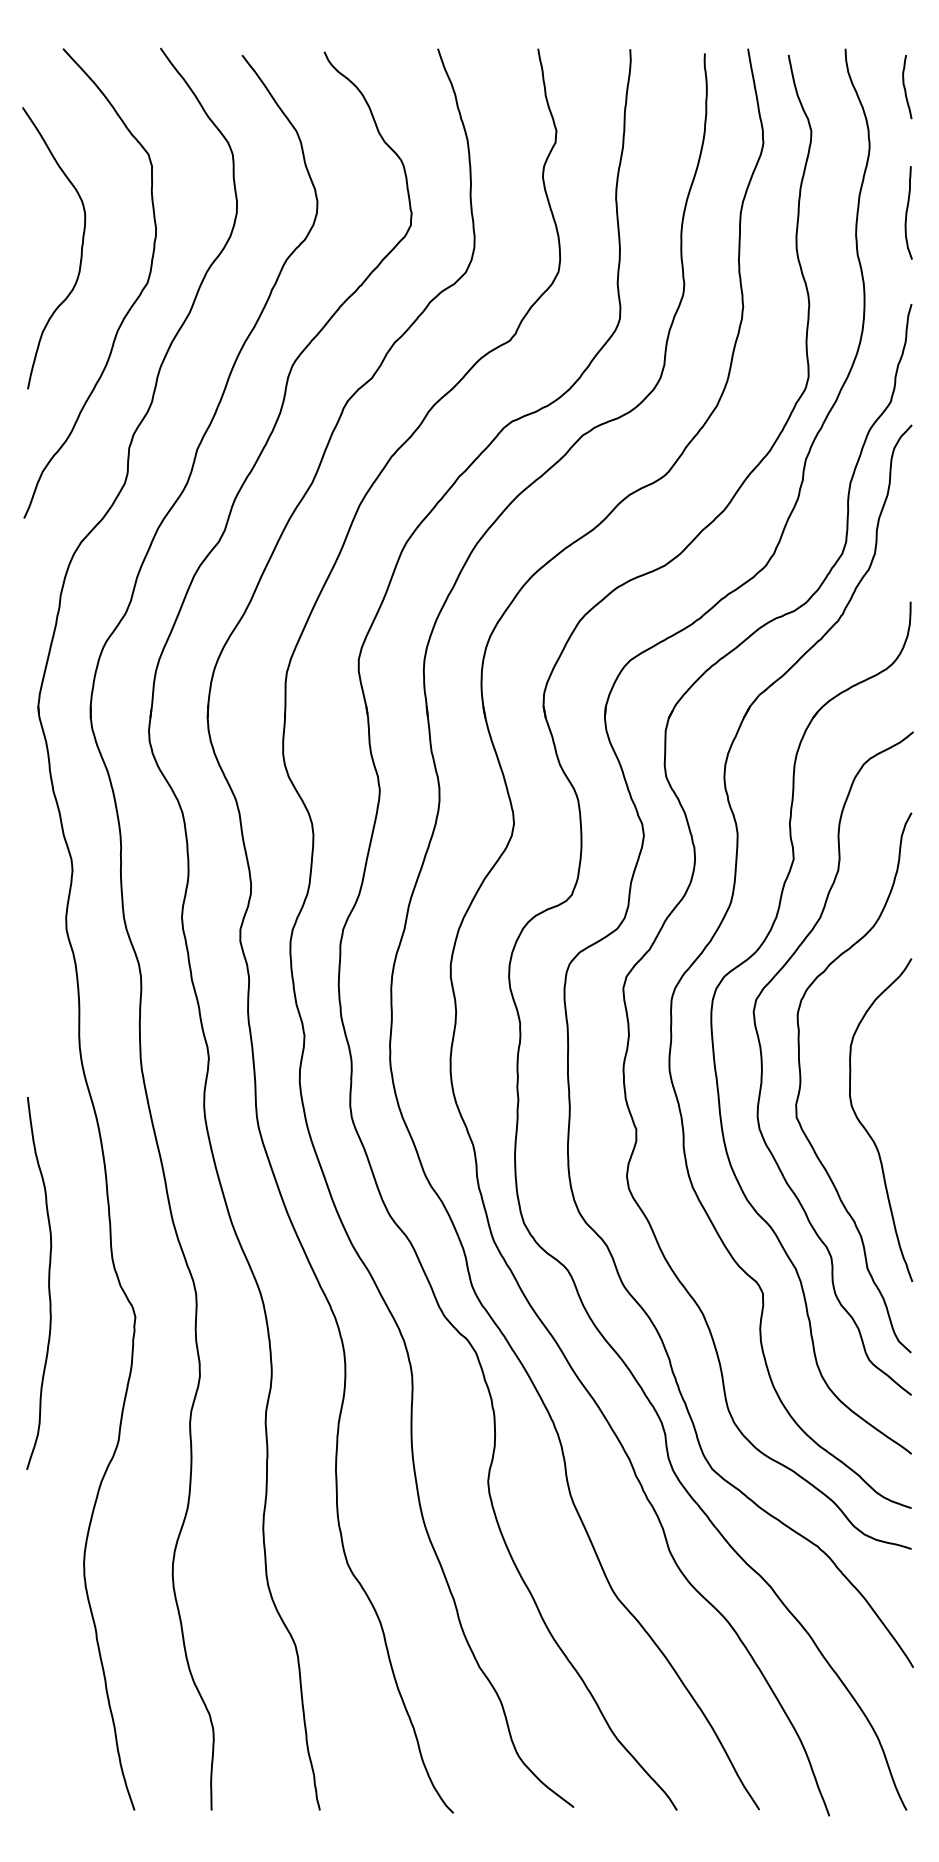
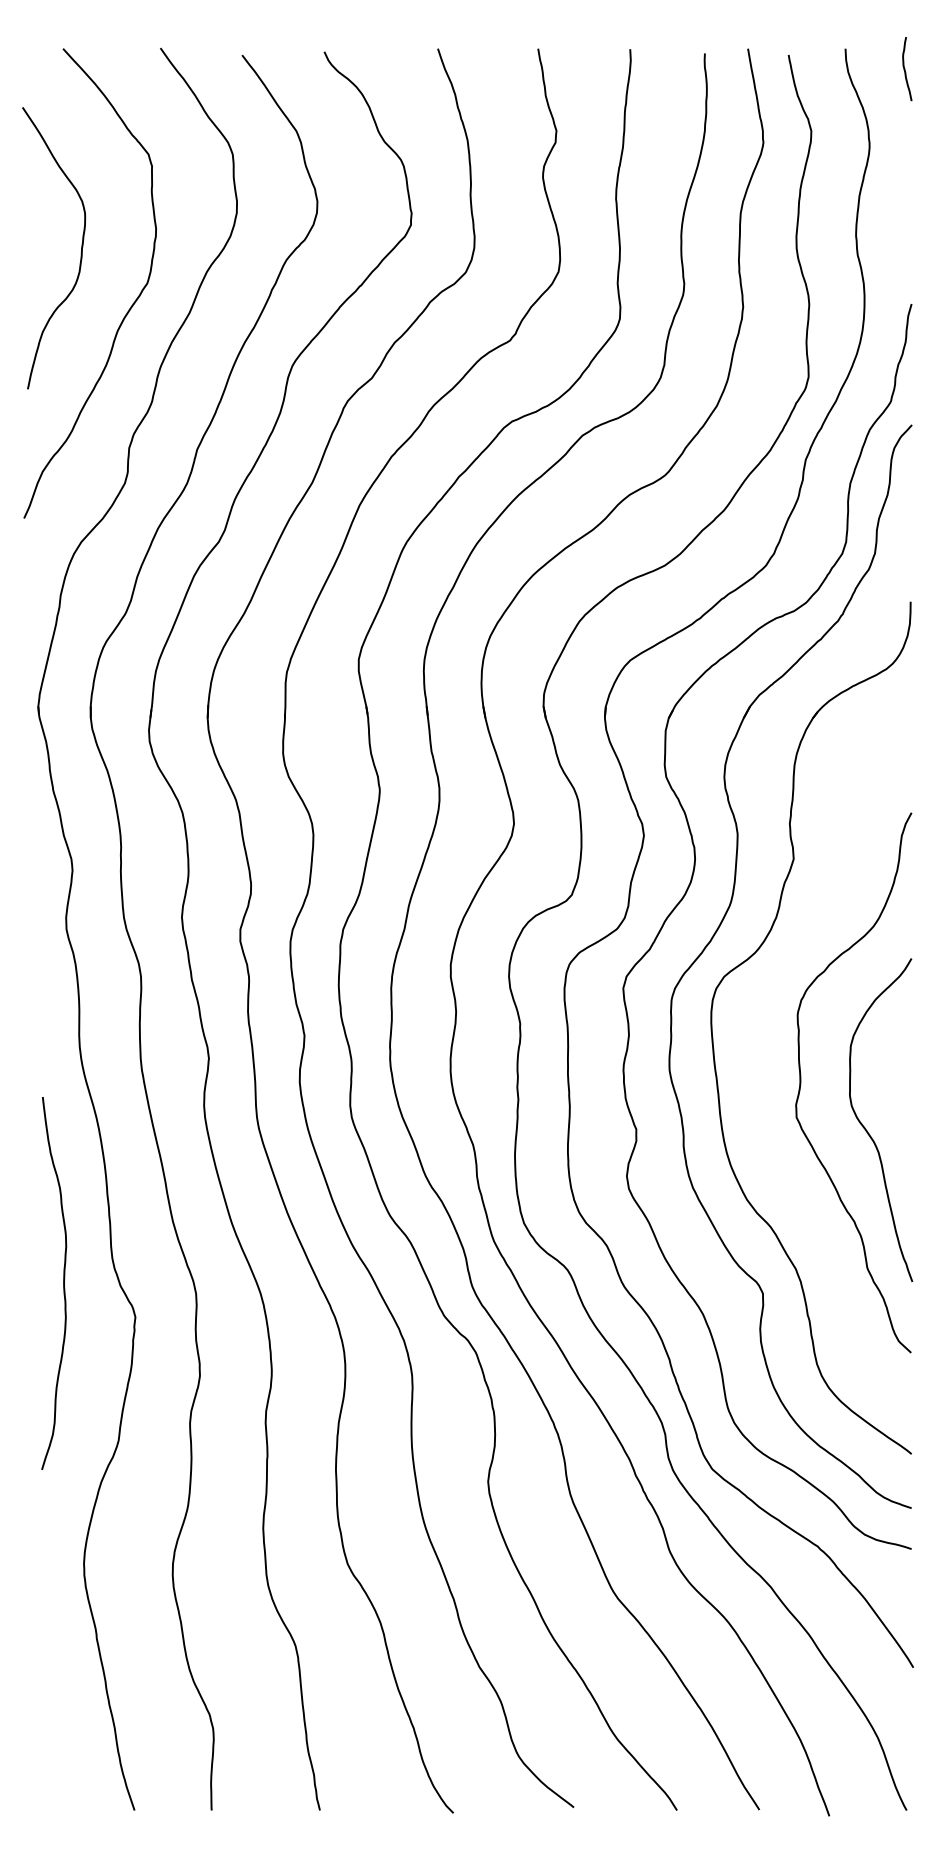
curve position: (905, 87) -> (905, 69) (905, 69)
curve: present -> none (907, 212)
curve: present -> none (762, 1063)
curve position: (48, 1283) -> (63, 1283) (63, 1283)
